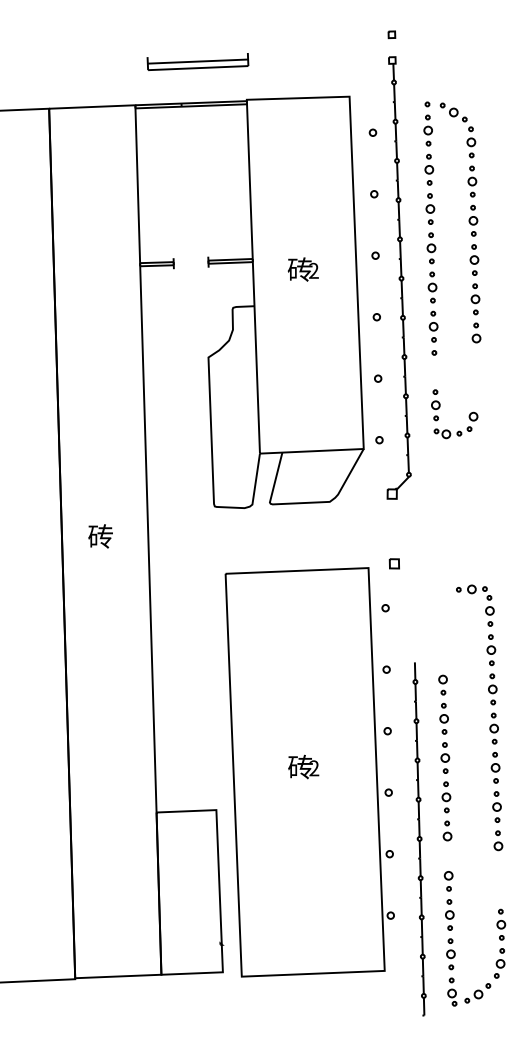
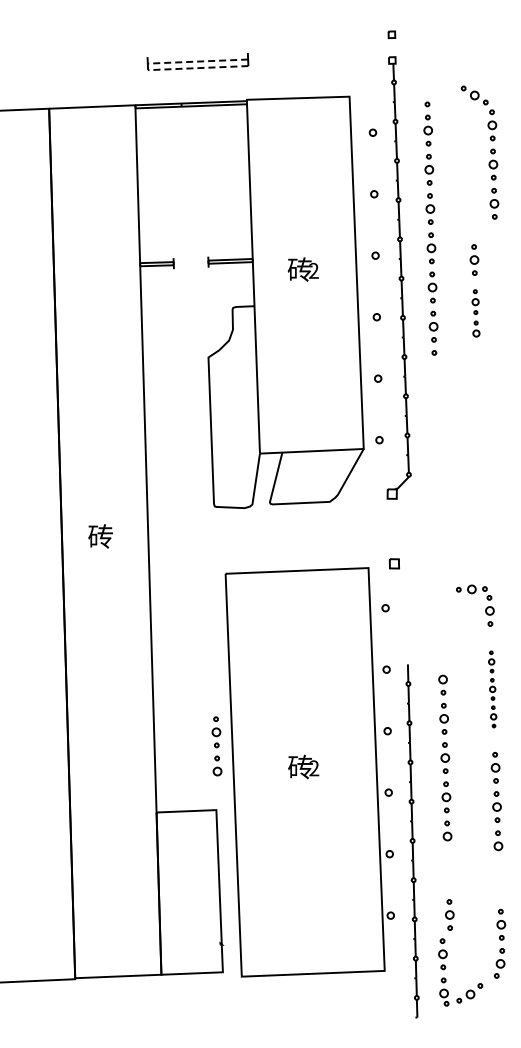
line: solid -> dashed (197, 61)
line: solid -> dashed (197, 68)
part position: (469, 169) -> (490, 152) (490, 152)
part size: 12x61 px -> 10x49 px (475, 313)
part: present -> none (468, 415)
part size: 13x111 px -> 10x79 px (492, 689)
part: none -> present (216, 746)
part position: (419, 839) -> (412, 841) (412, 841)
part: present -> none (448, 881)
part position: (454, 967) -> (446, 967) (446, 967)
